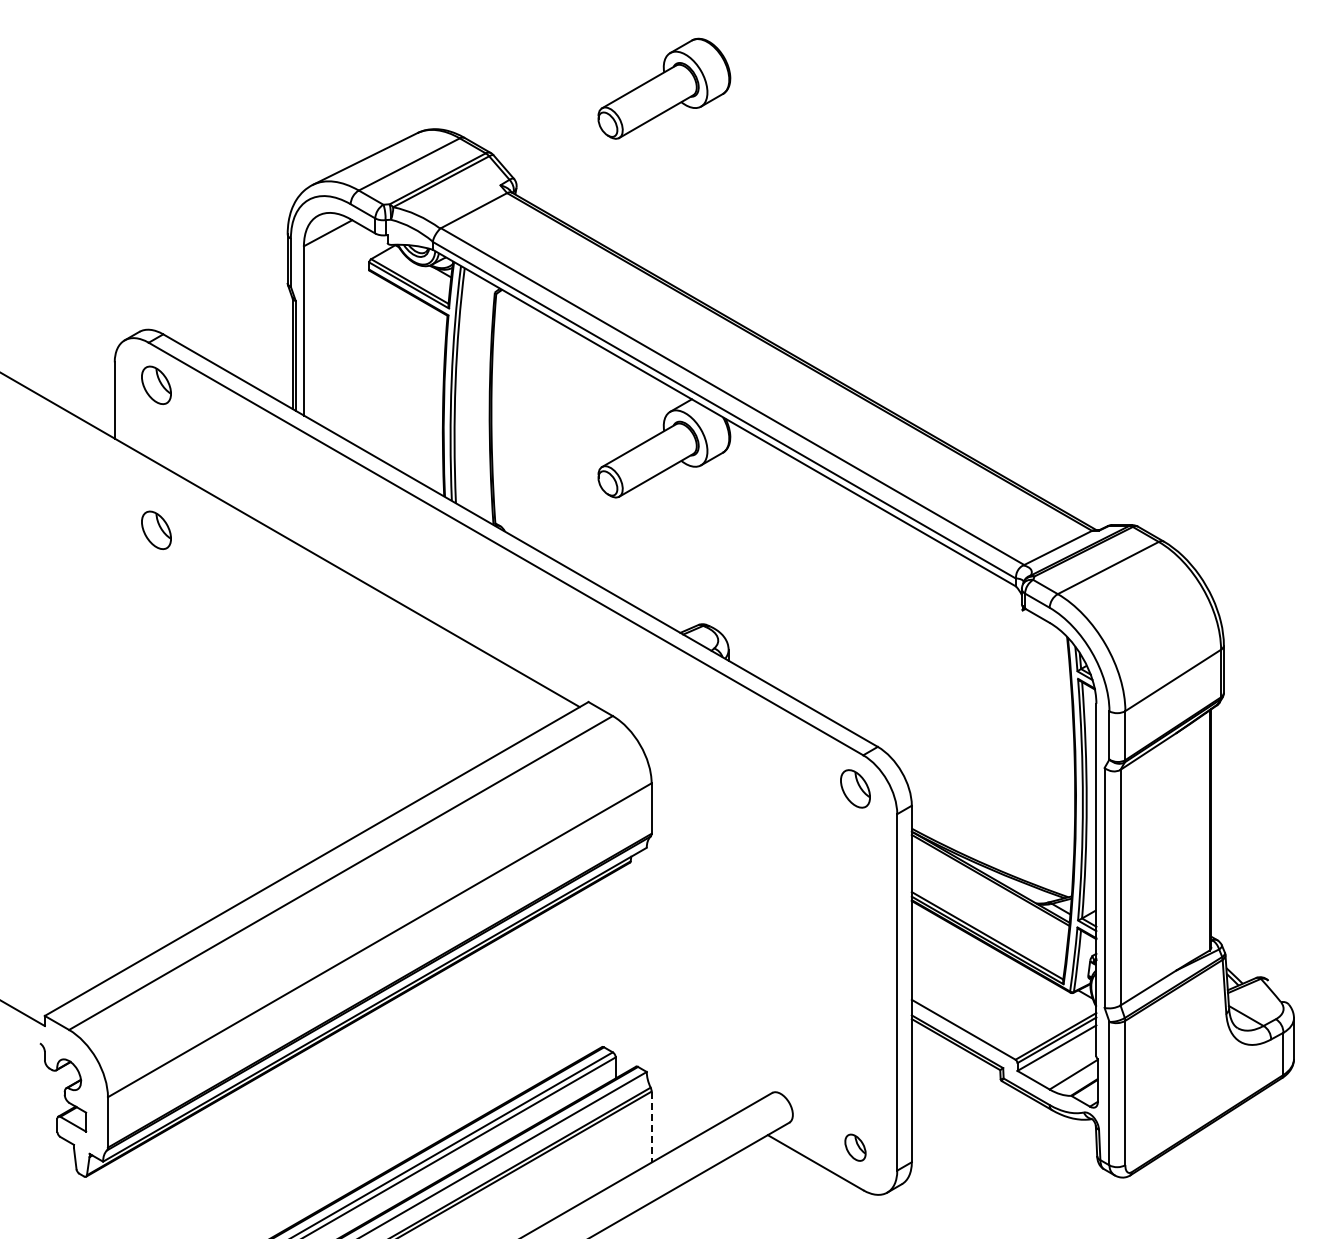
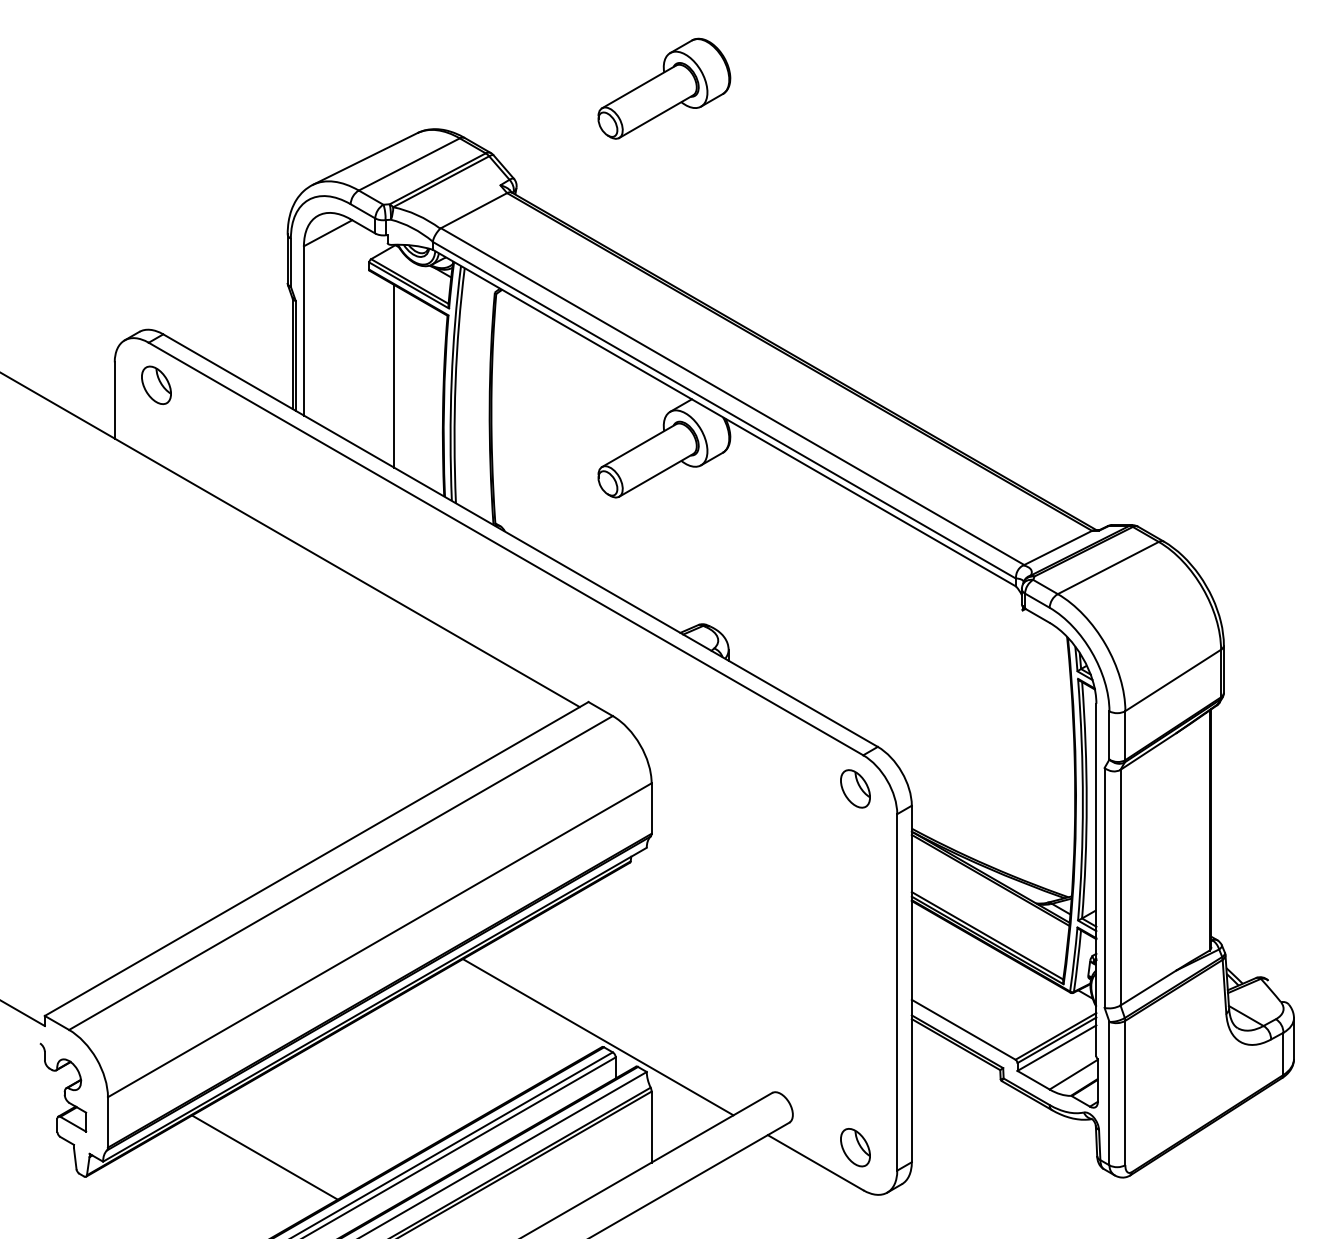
line: none -> present (394, 376)
part: present -> none (156, 529)
line: none -> present (597, 1037)
line: dashed -> solid (651, 1127)
part size: 23x29 px -> 31x40 px (855, 1147)
line: none -> present (264, 1157)
